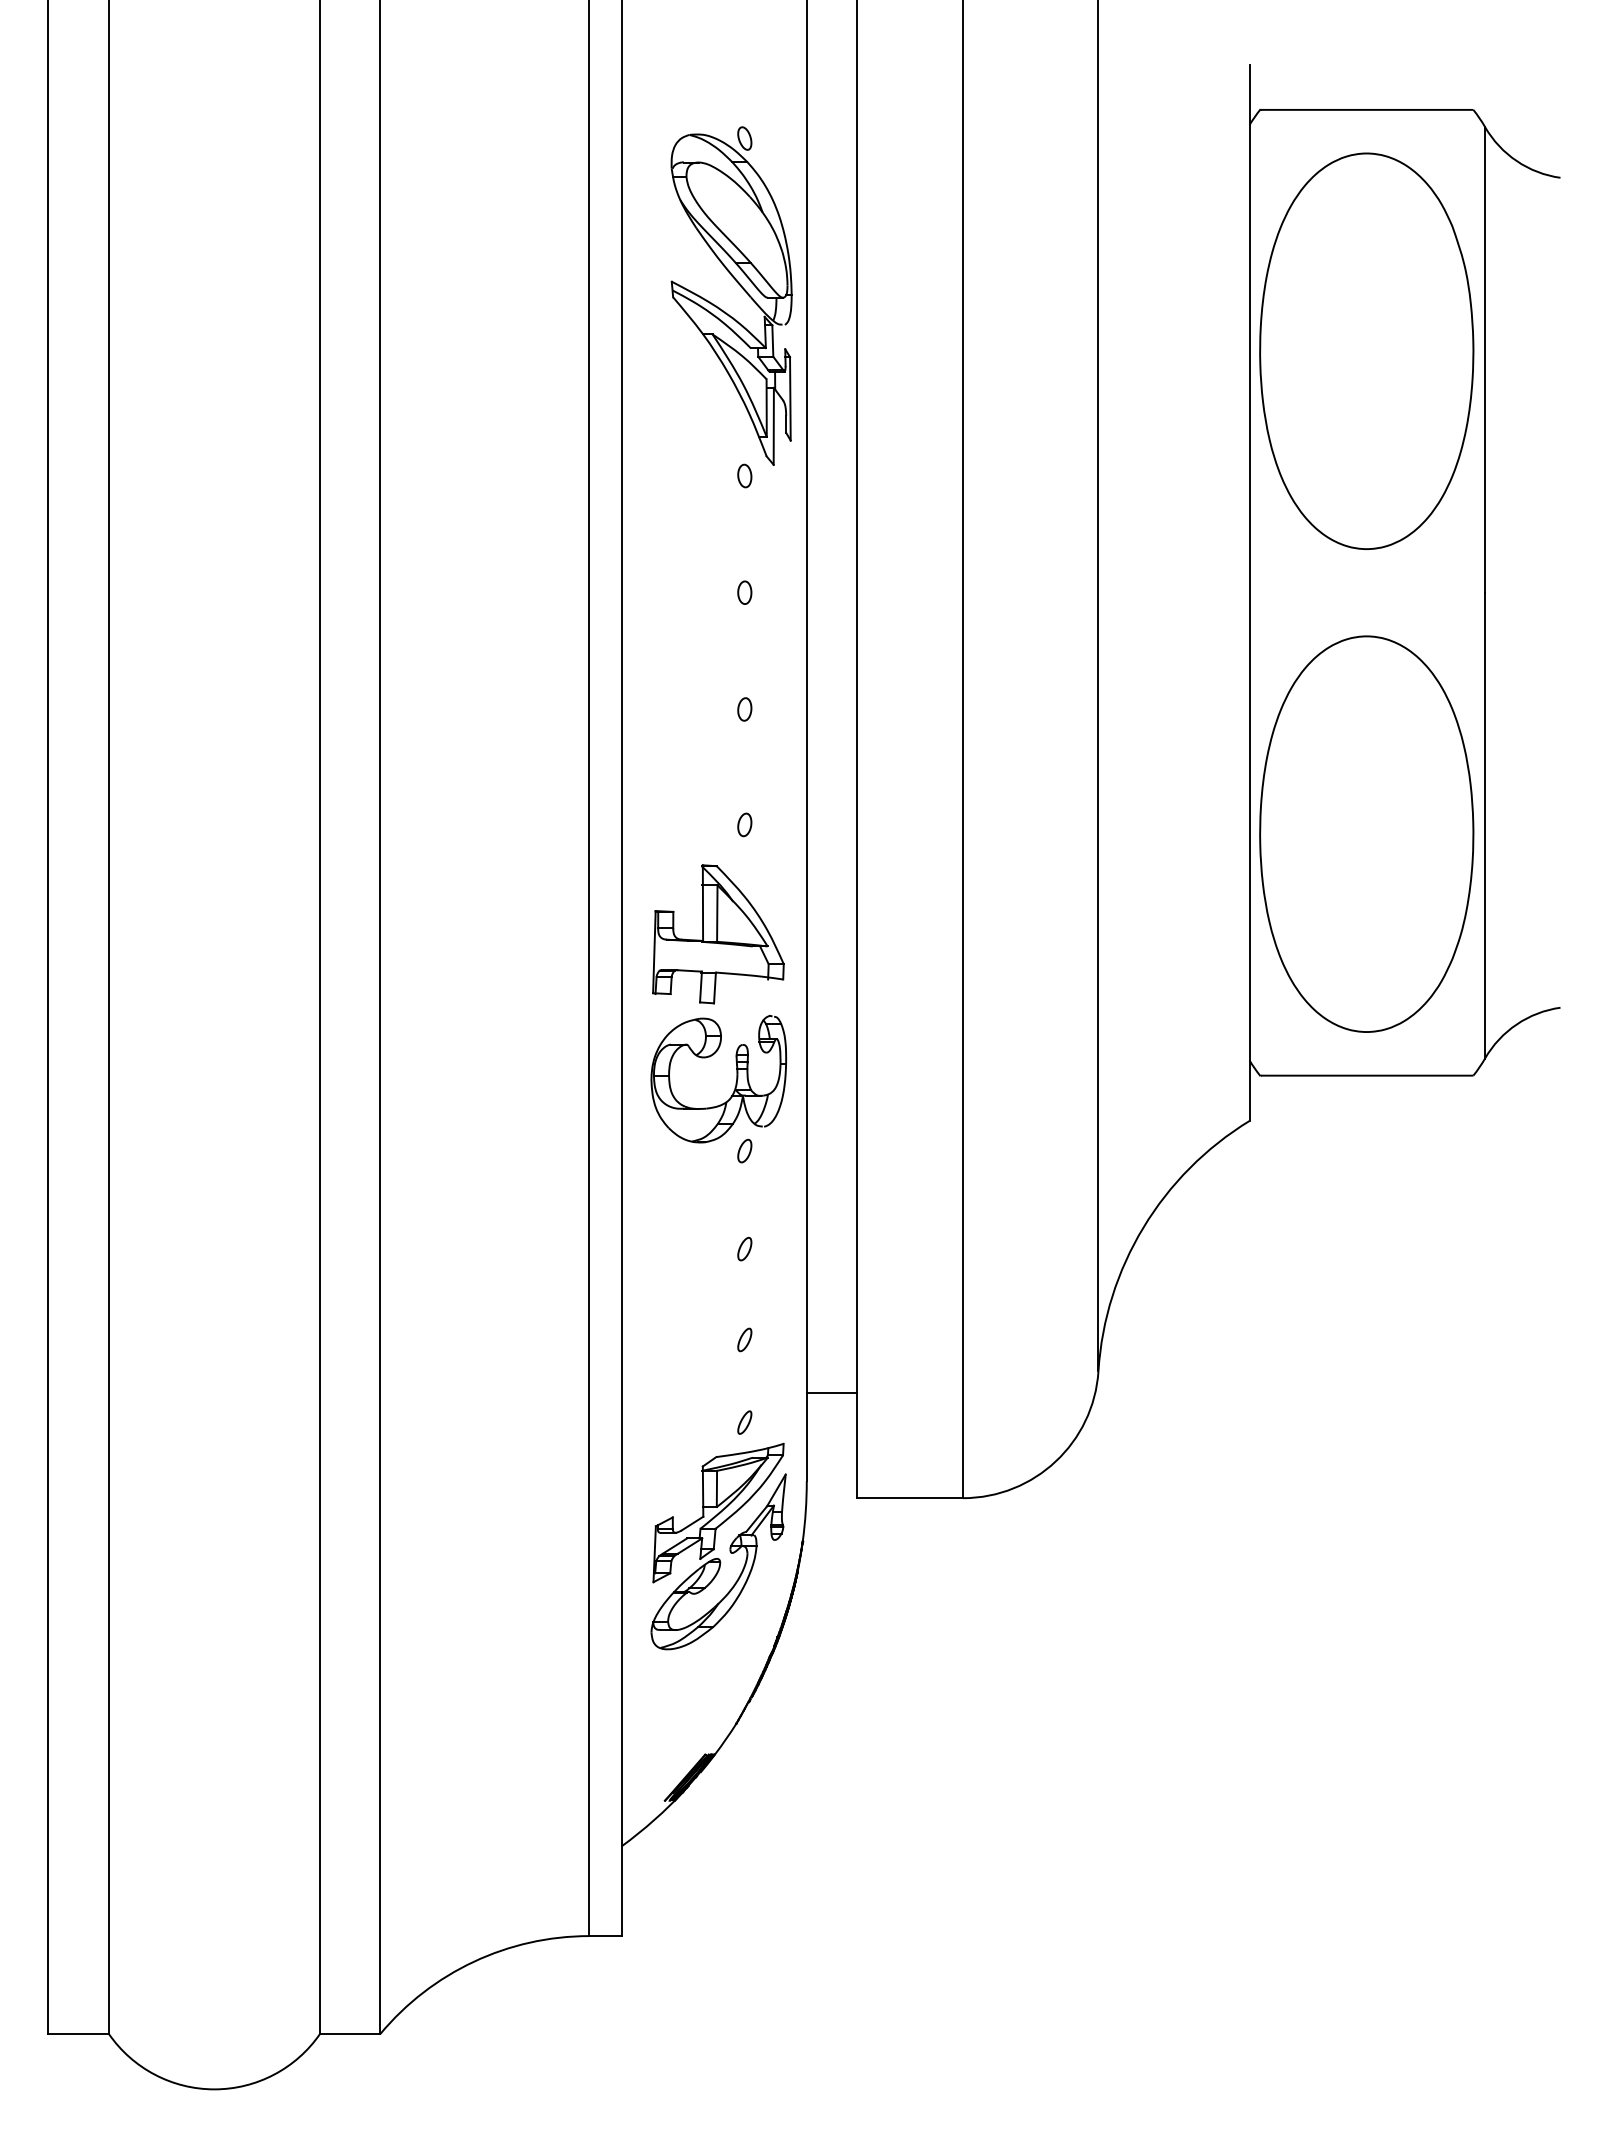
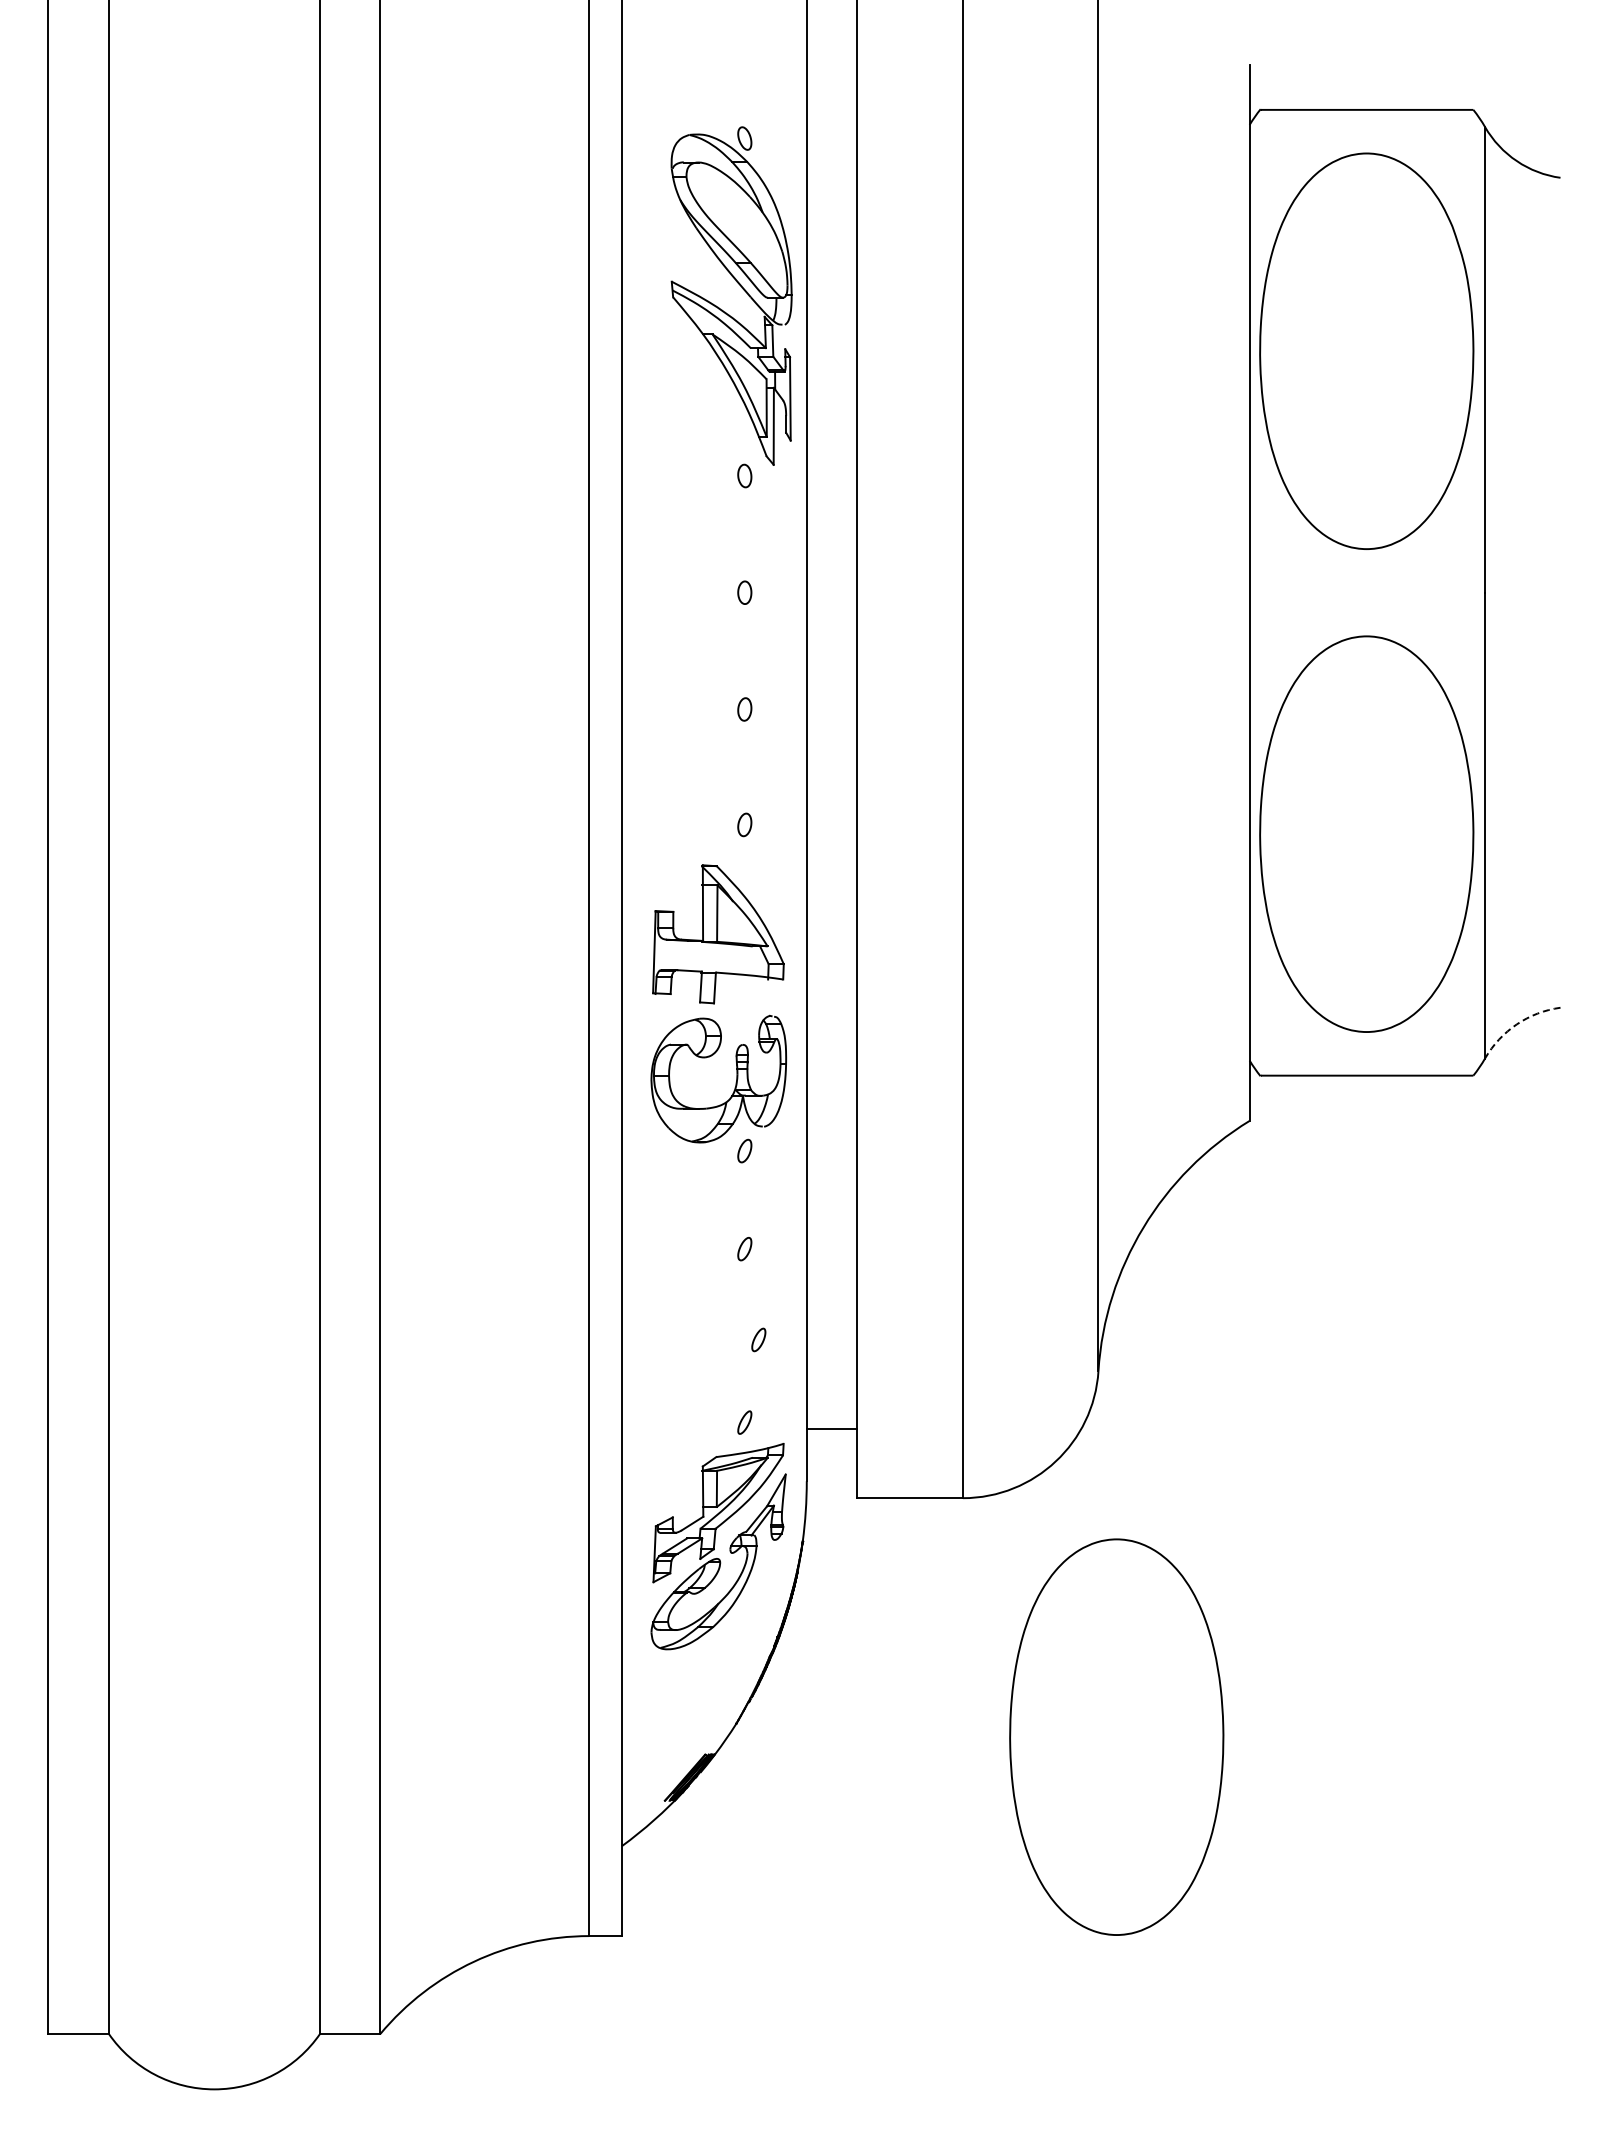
arc: solid -> dashed (1516, 1024)
part position: (744, 1339) -> (758, 1339) (758, 1339)
line position: (831, 1392) -> (831, 1428) (831, 1428)
part: none -> present (1116, 1736)
